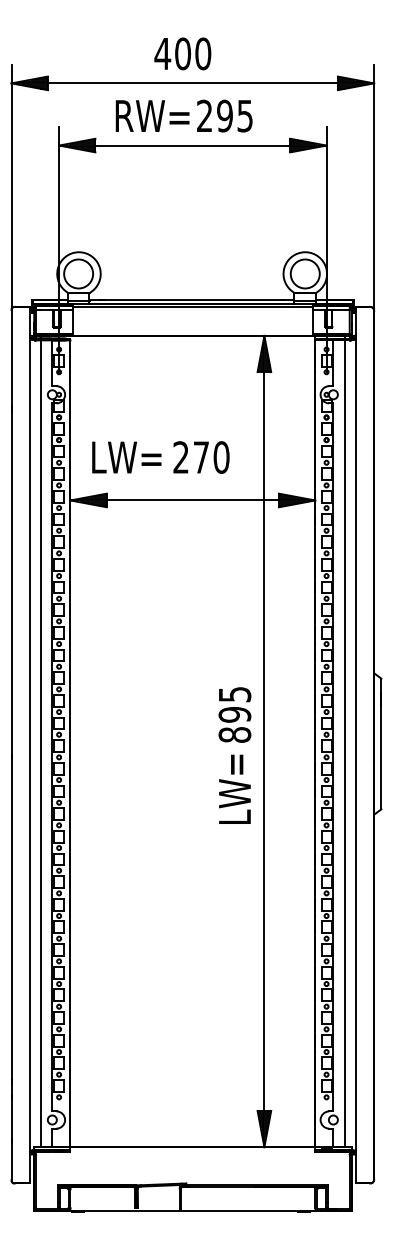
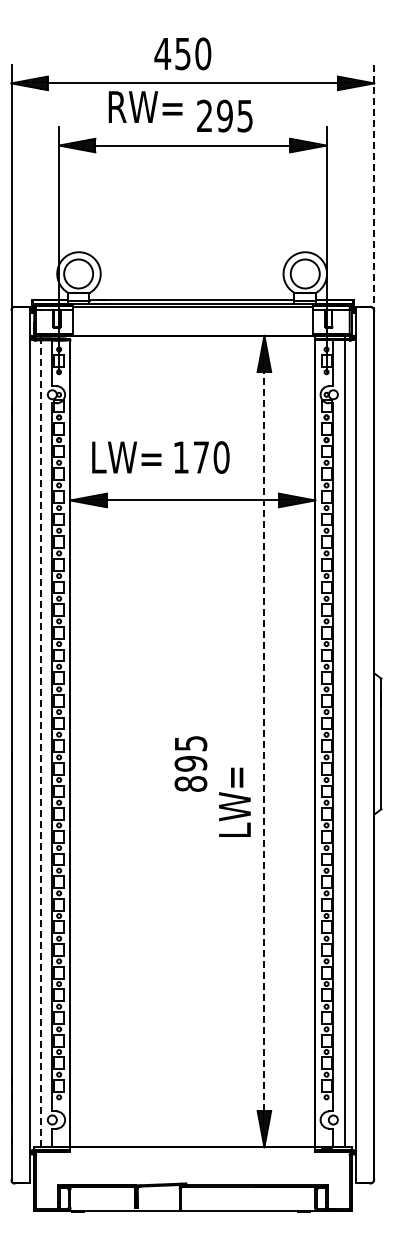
text: 400 -> 450 (183, 53)
text position: (152, 115) -> (145, 106) (145, 106)
line: solid -> dashed (374, 188)
text: 270 -> 170 (180, 457)
text position: (234, 714) -> (190, 763) (190, 763)
line: solid -> dashed (264, 741)
line: solid -> dashed (40, 743)
text position: (234, 788) -> (234, 801) (234, 801)
